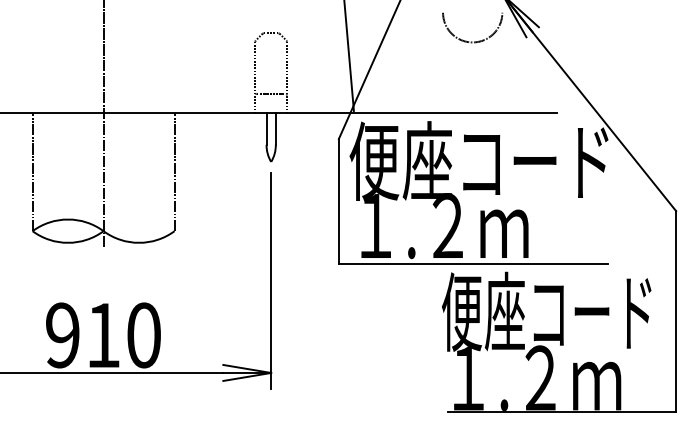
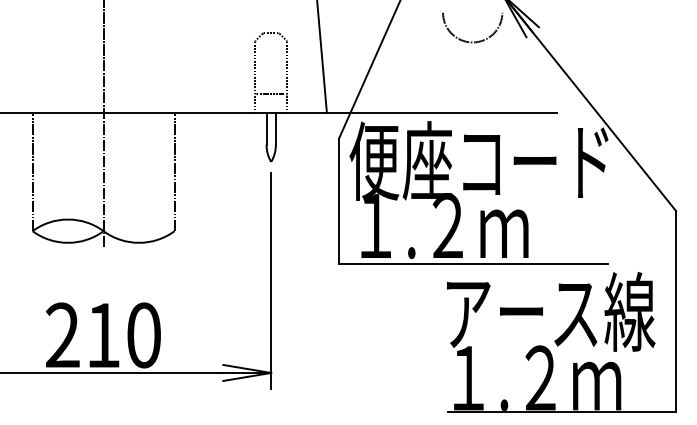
line position: (348, 56) -> (321, 57) (321, 57)
text: 便座コード -> アース線 (548, 311)
text: 910 -> 210 (62, 335)
